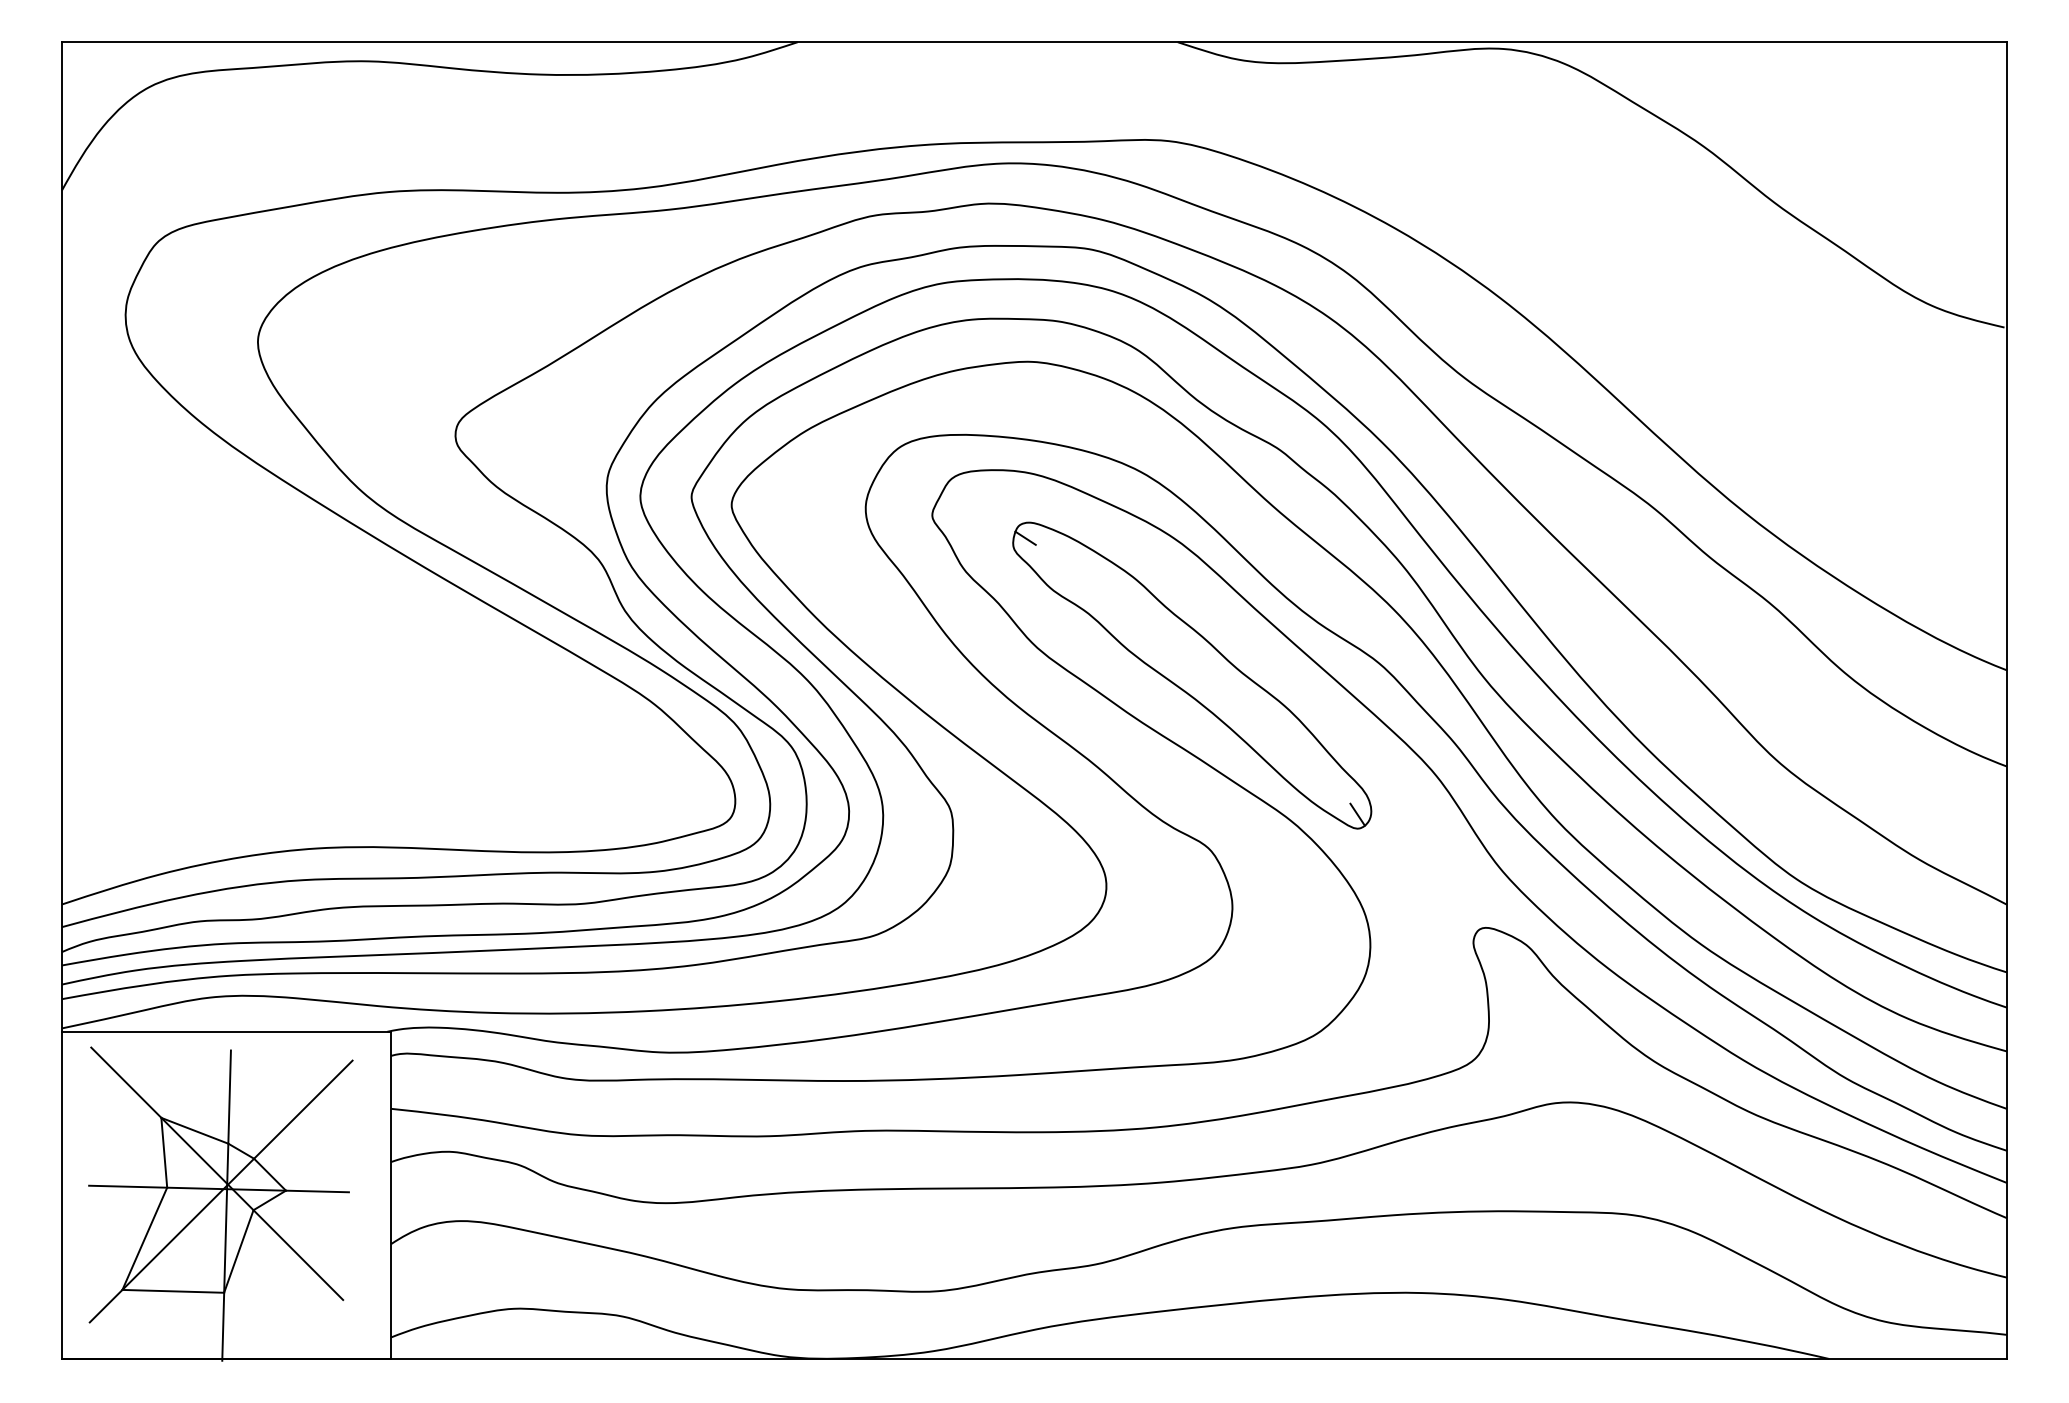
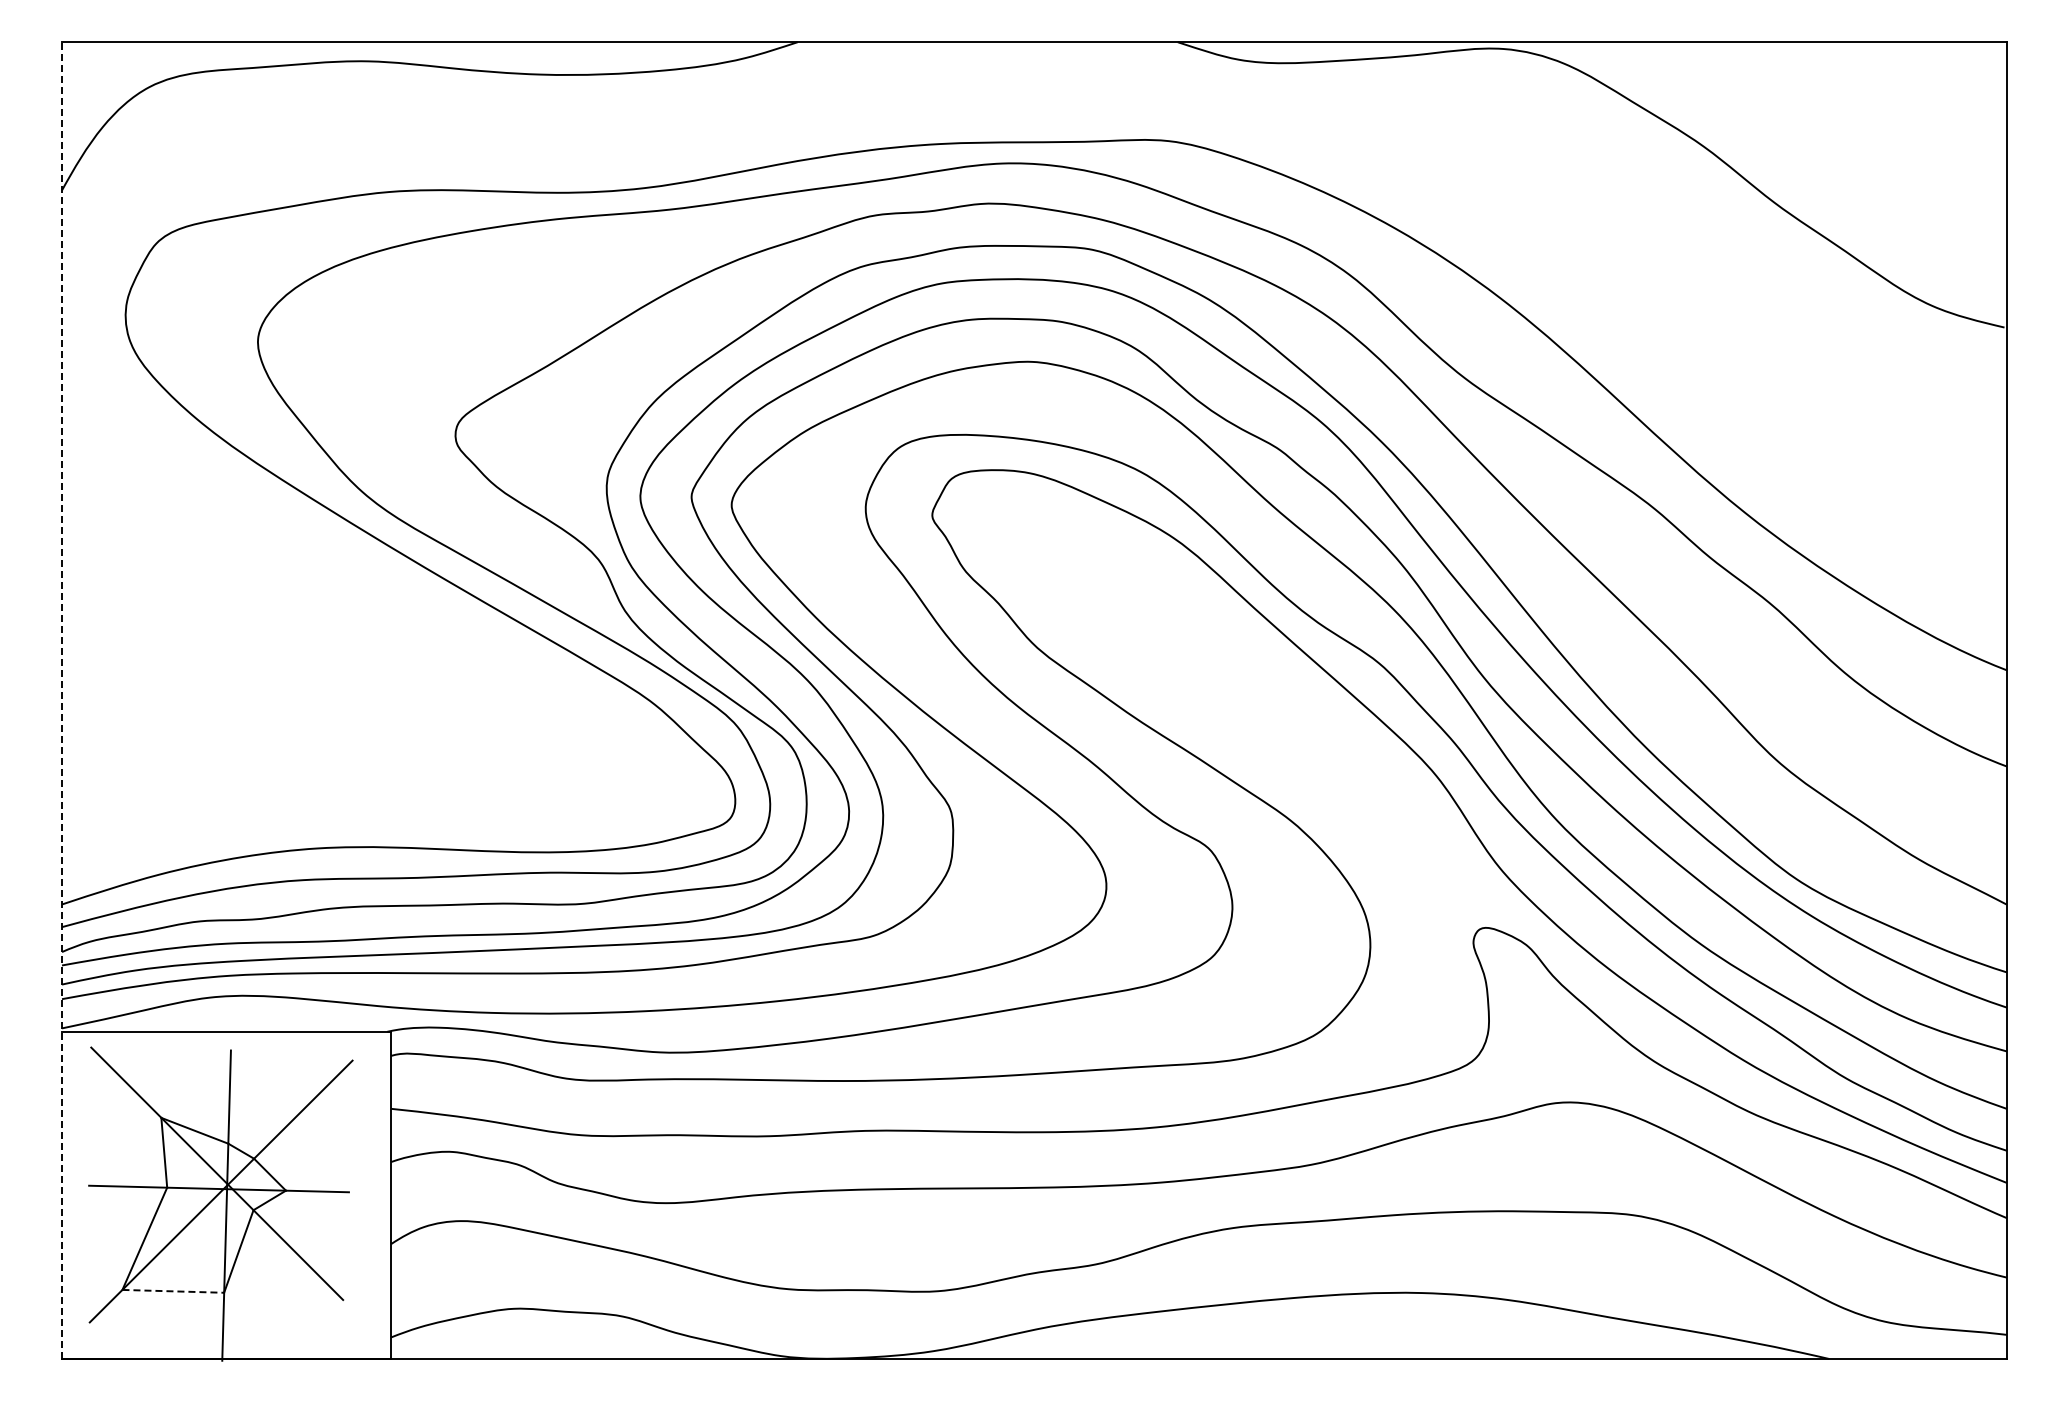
part: present -> none (1192, 675)
line: solid -> dashed (62, 700)
line: solid -> dashed (173, 1291)
